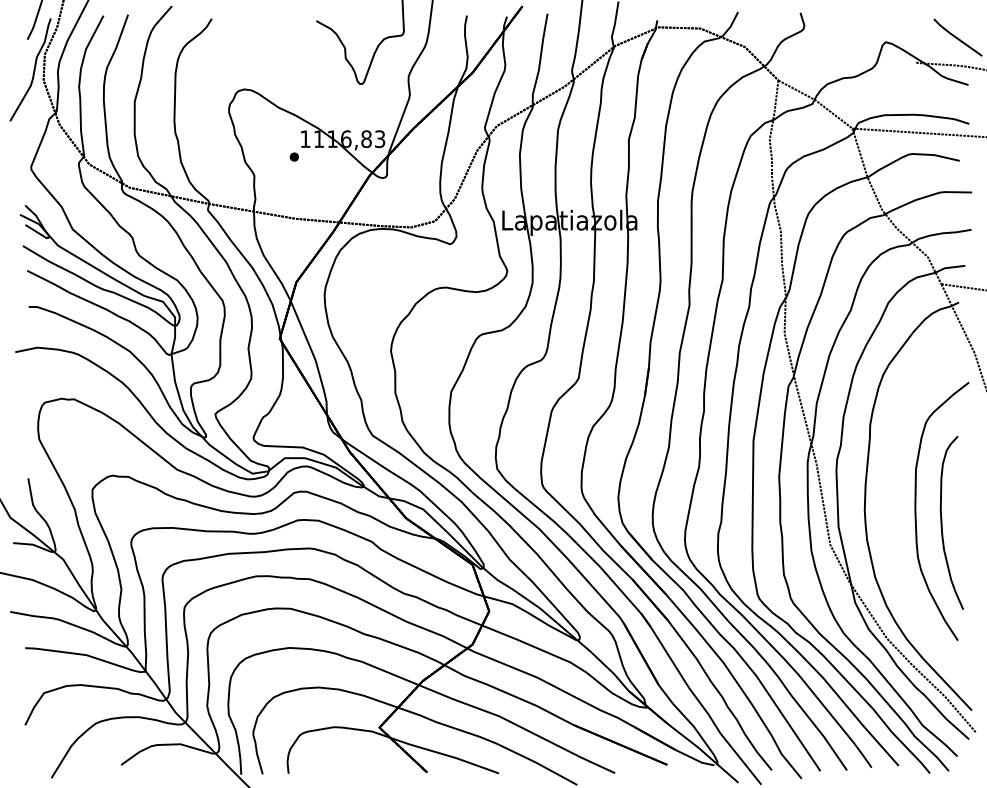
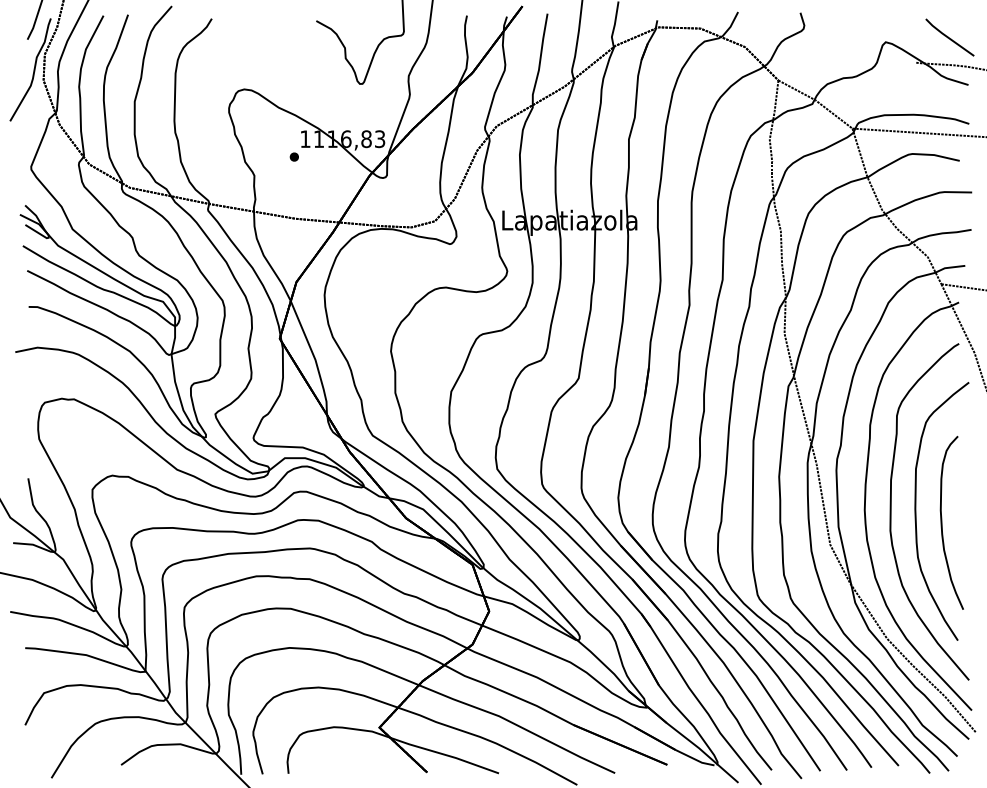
line position: (957, 37) -> (949, 37) (949, 37)
curve: none -> present (891, 511)
